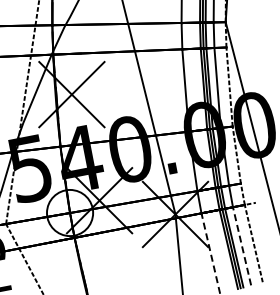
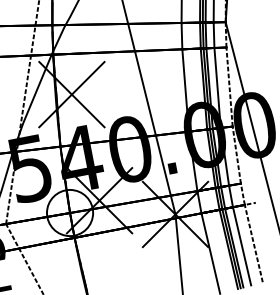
line: dashed -> solid (241, 245)
line: dashed -> solid (210, 253)
